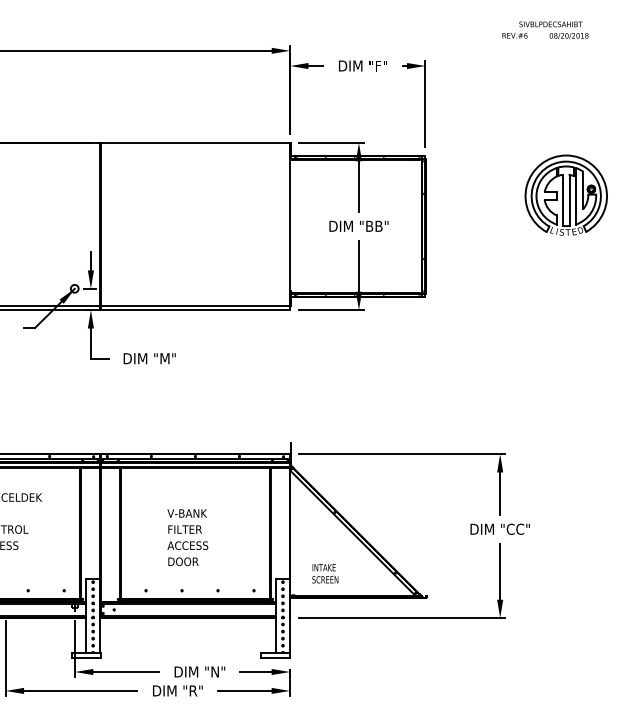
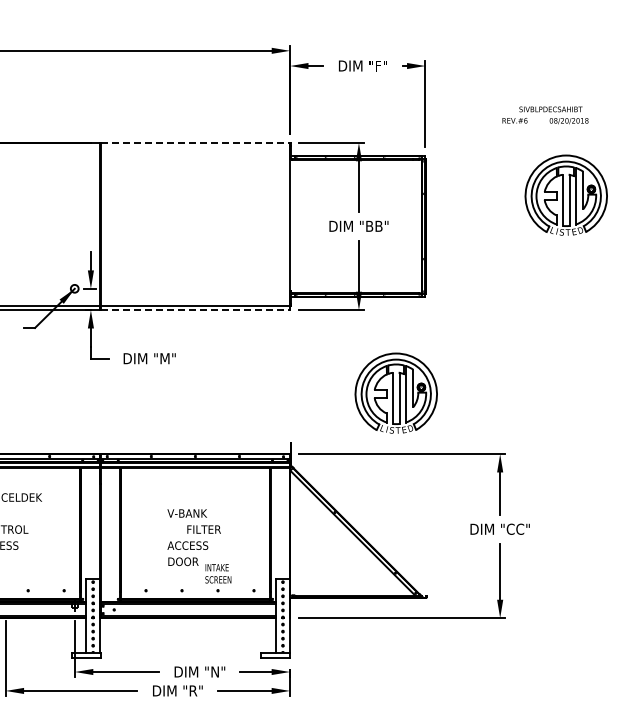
text position: (545, 30) -> (545, 115) (545, 115)
line: solid -> dashed (195, 142)
line: solid -> dashed (195, 310)
part: none -> present (395, 392)
text position: (184, 529) -> (203, 529) (203, 529)
text position: (325, 573) -> (218, 573) (218, 573)
